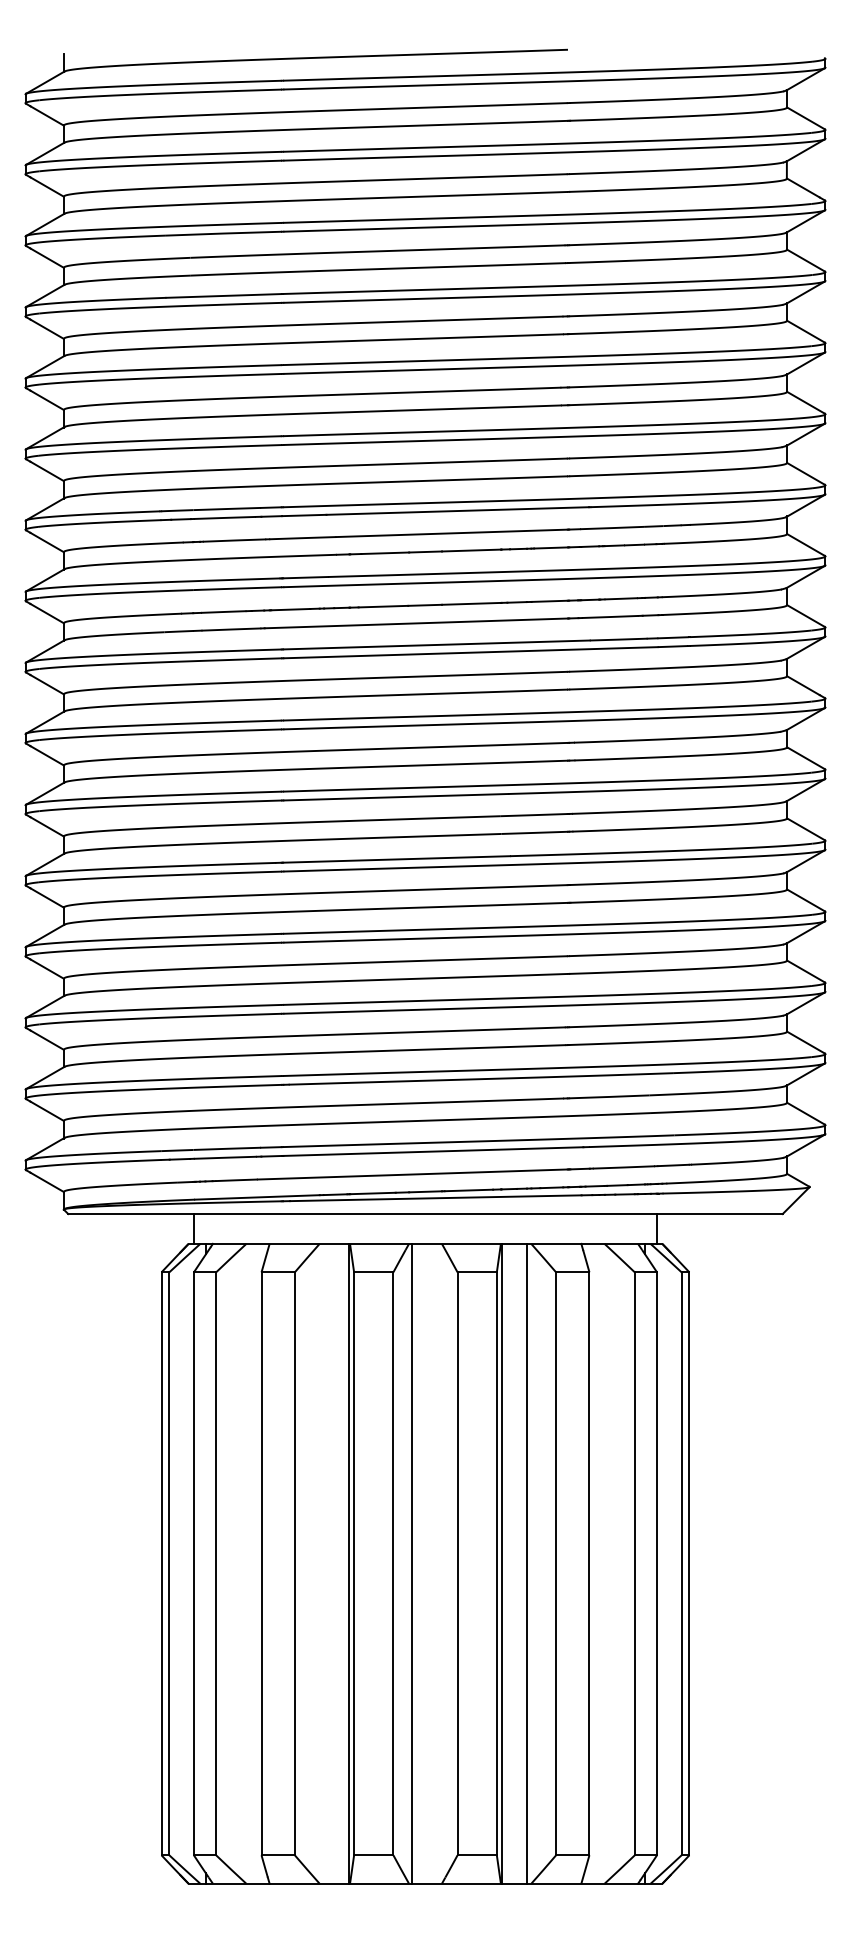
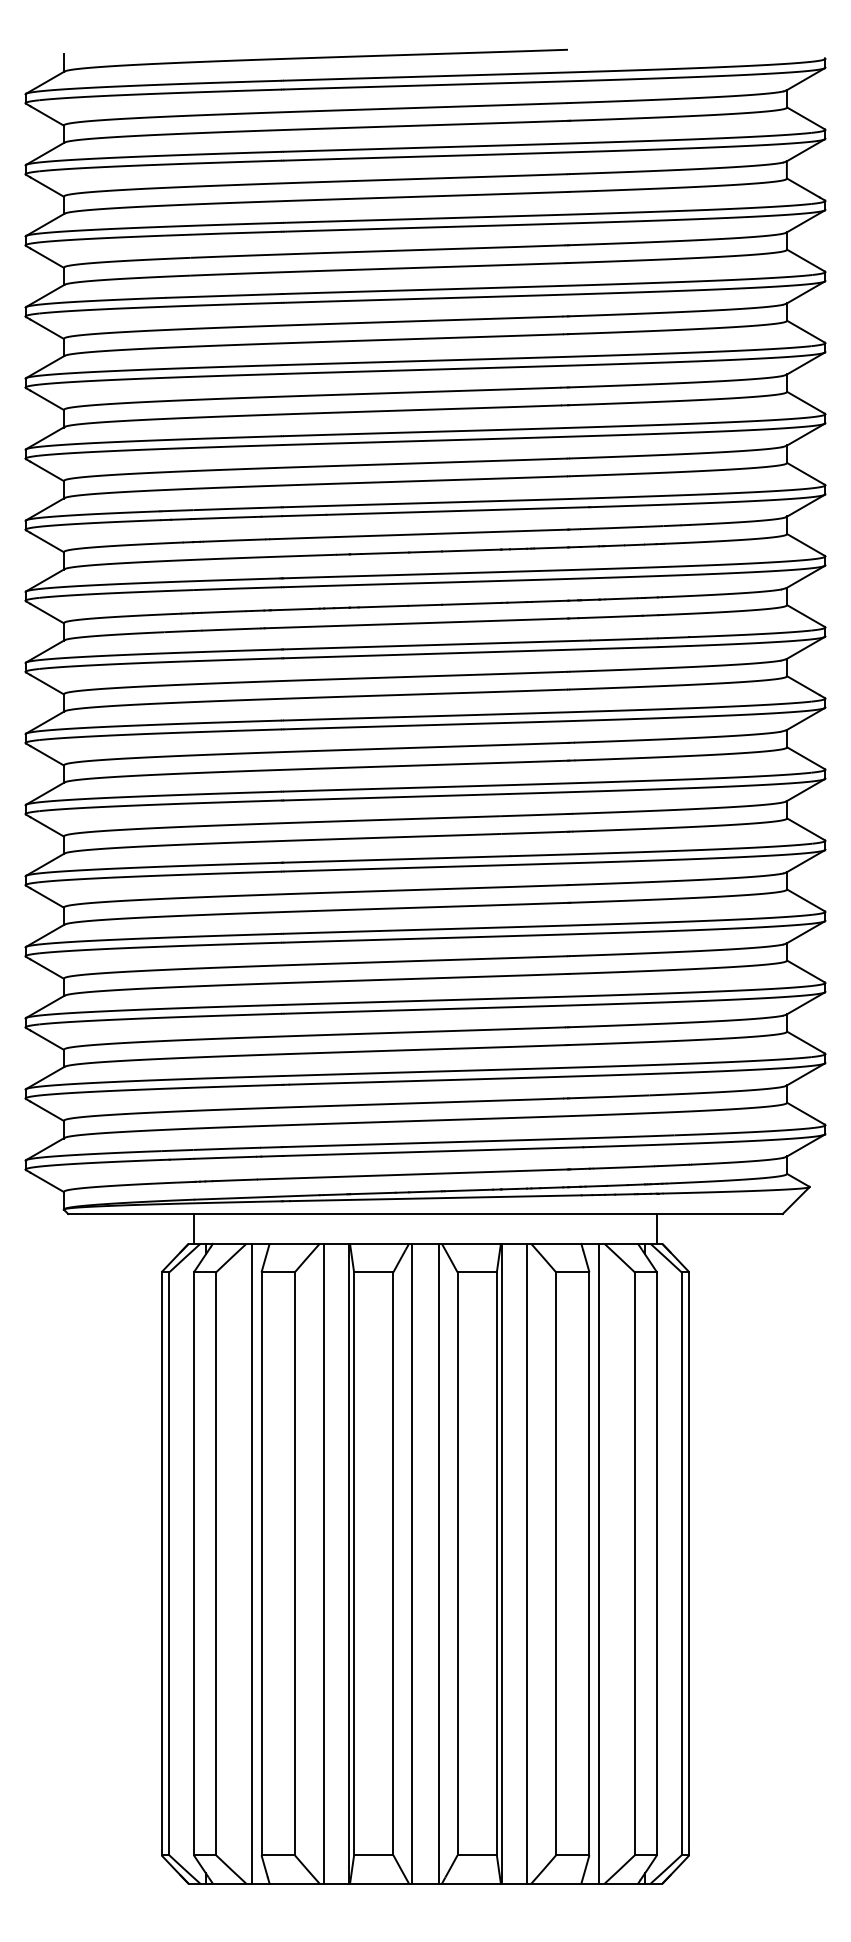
line: none -> present (251, 1563)
line: none -> present (324, 1563)
line: none -> present (439, 1563)
line: none -> present (599, 1563)
